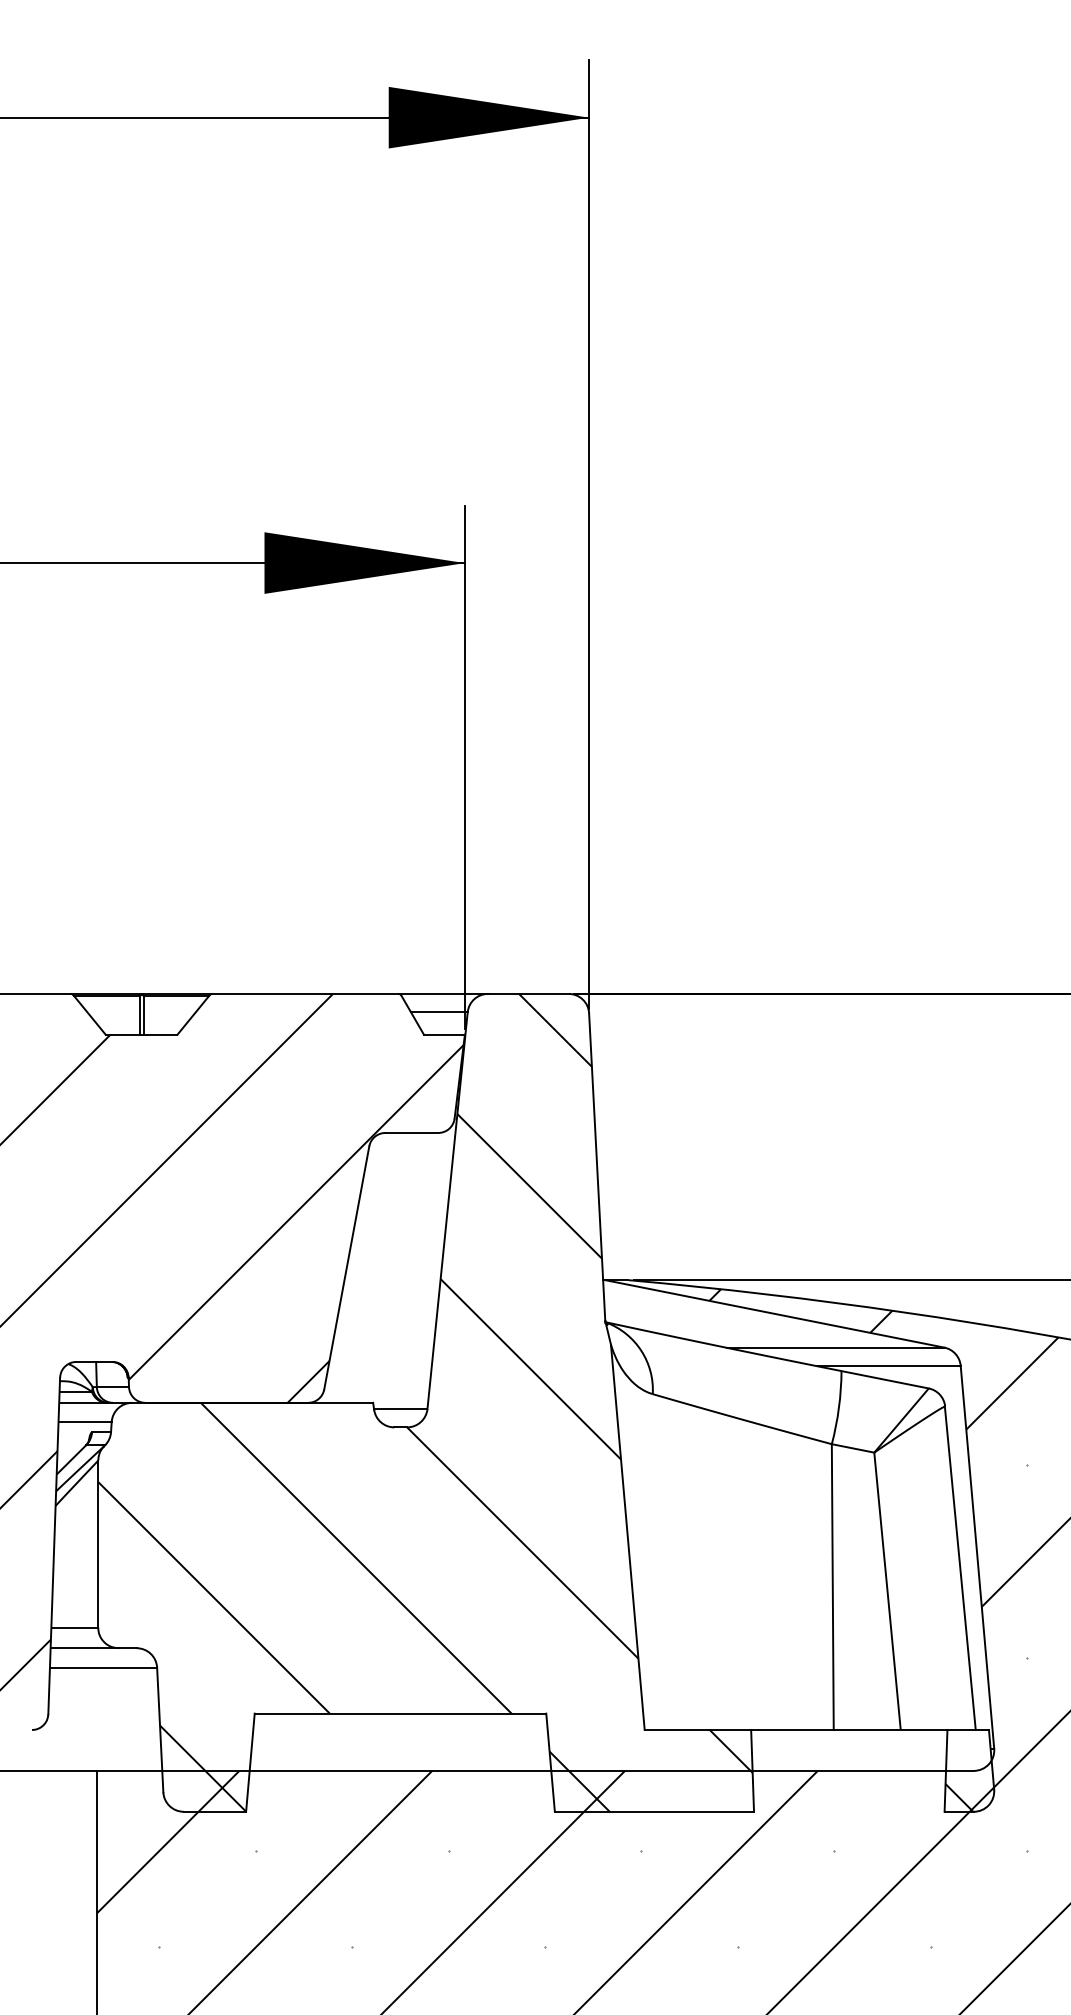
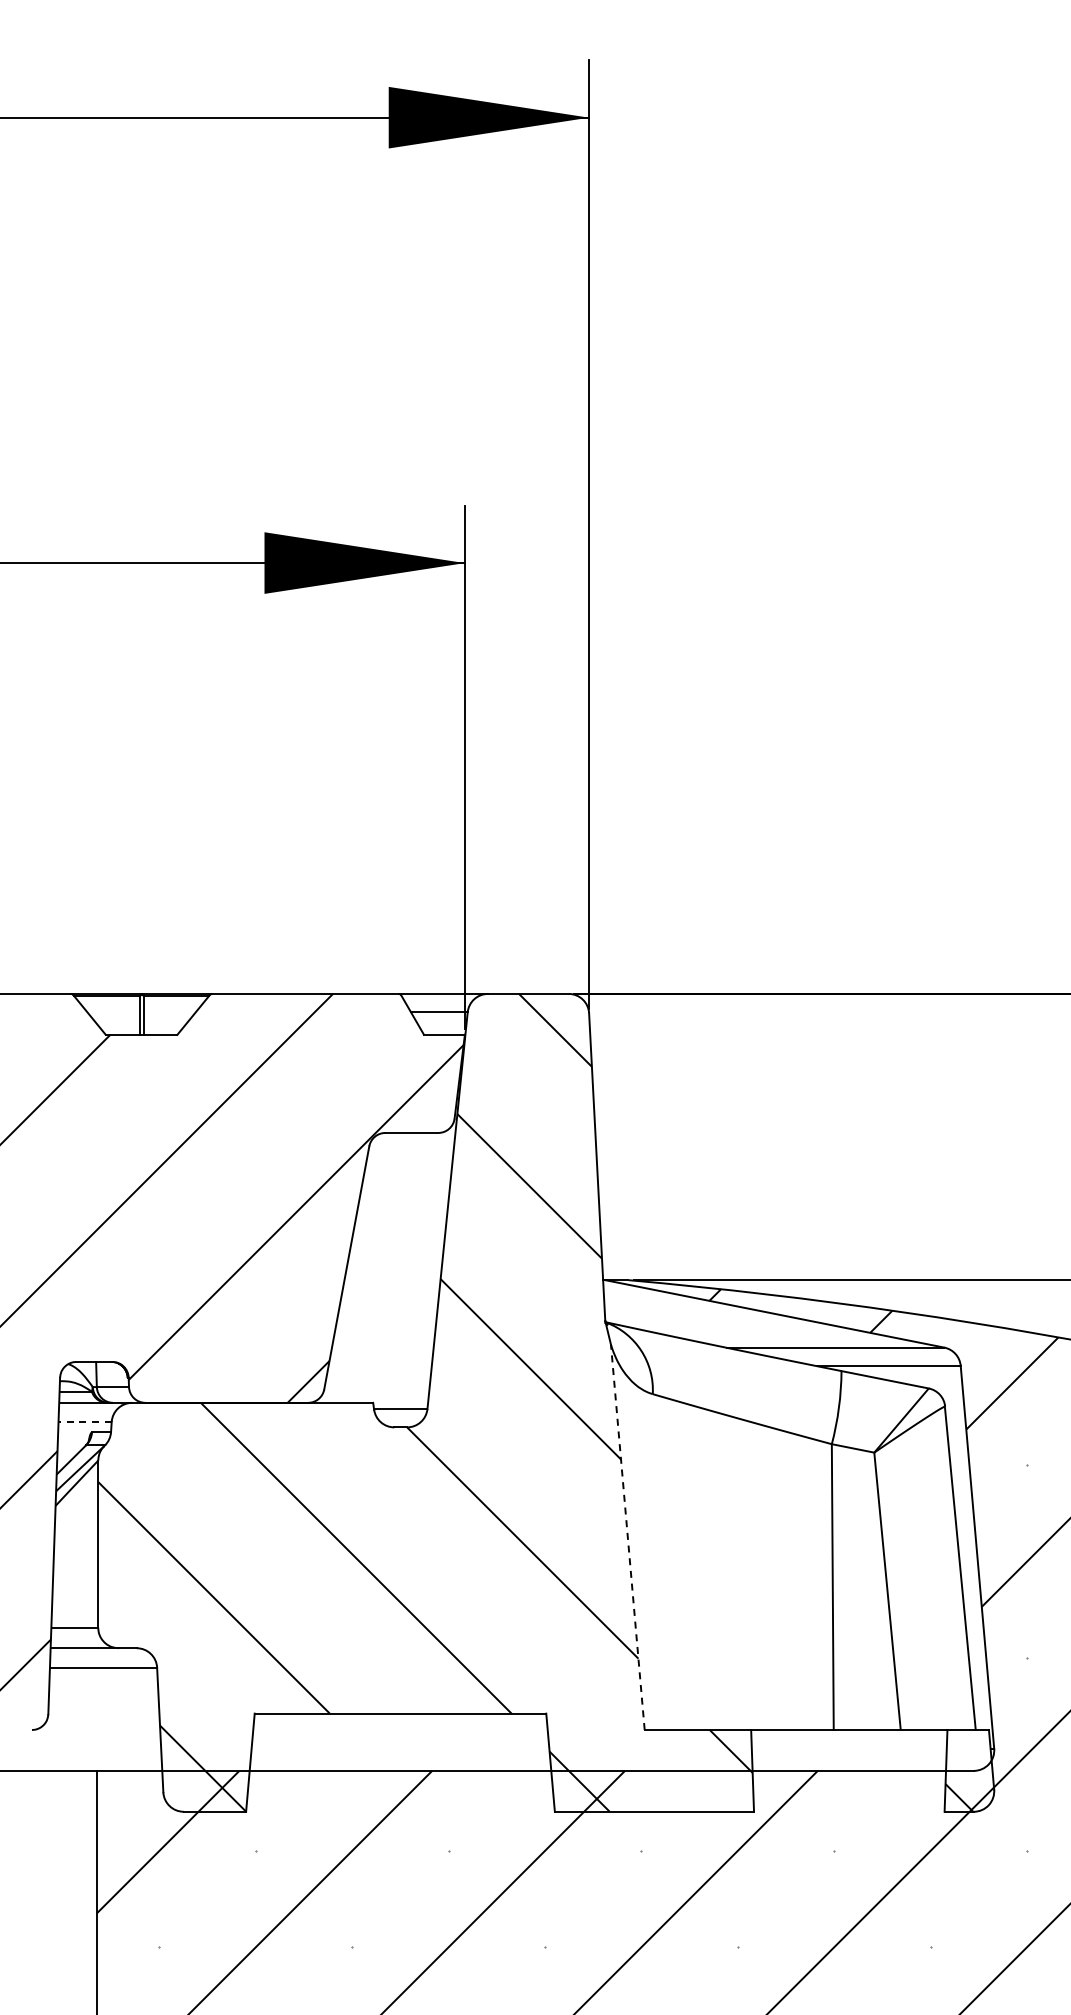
line: solid -> dashed (84, 1421)
line: solid -> dashed (627, 1536)
